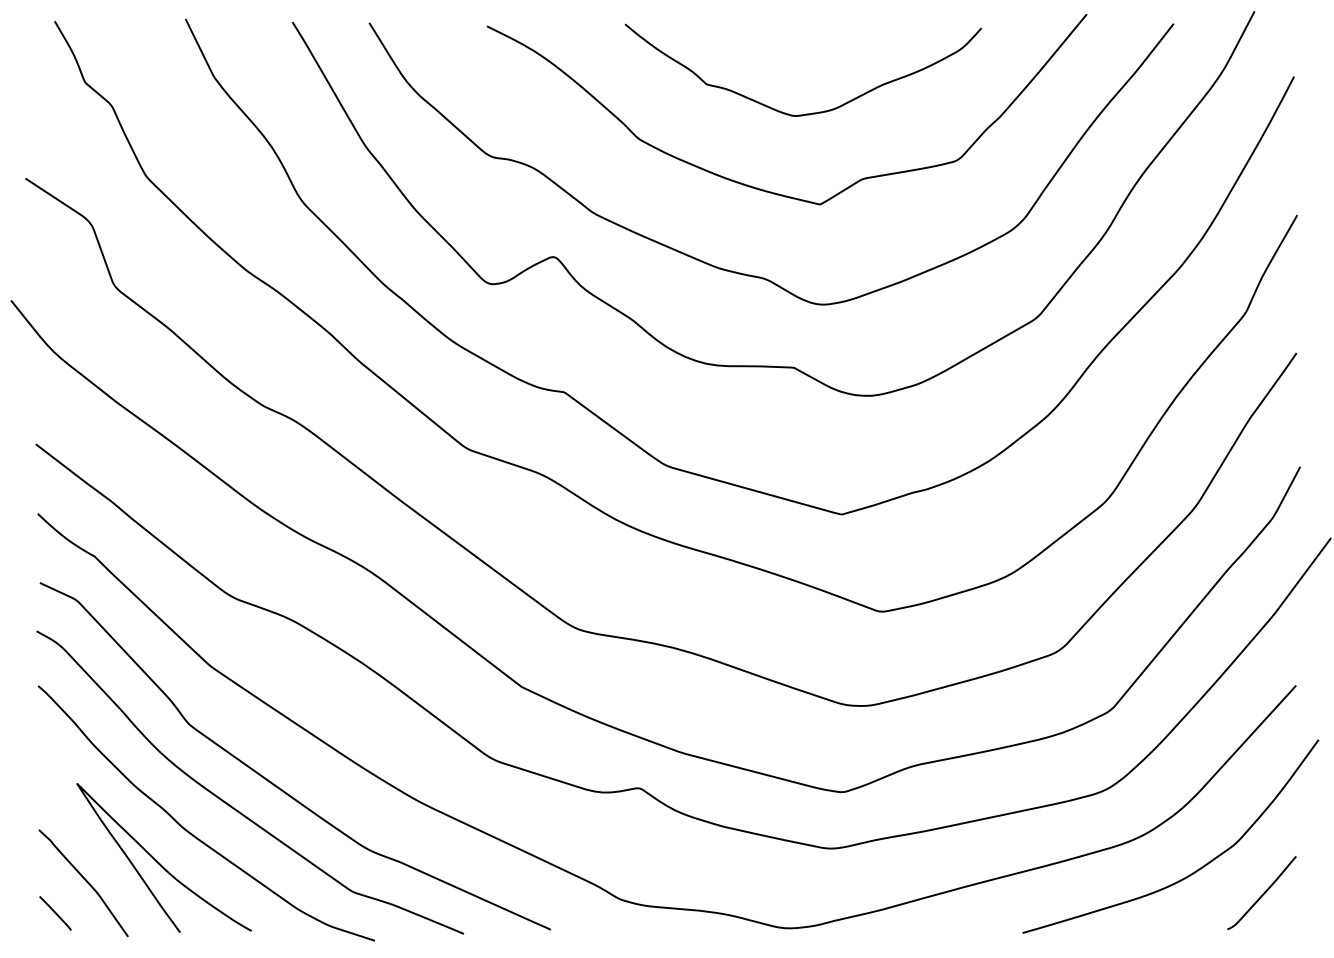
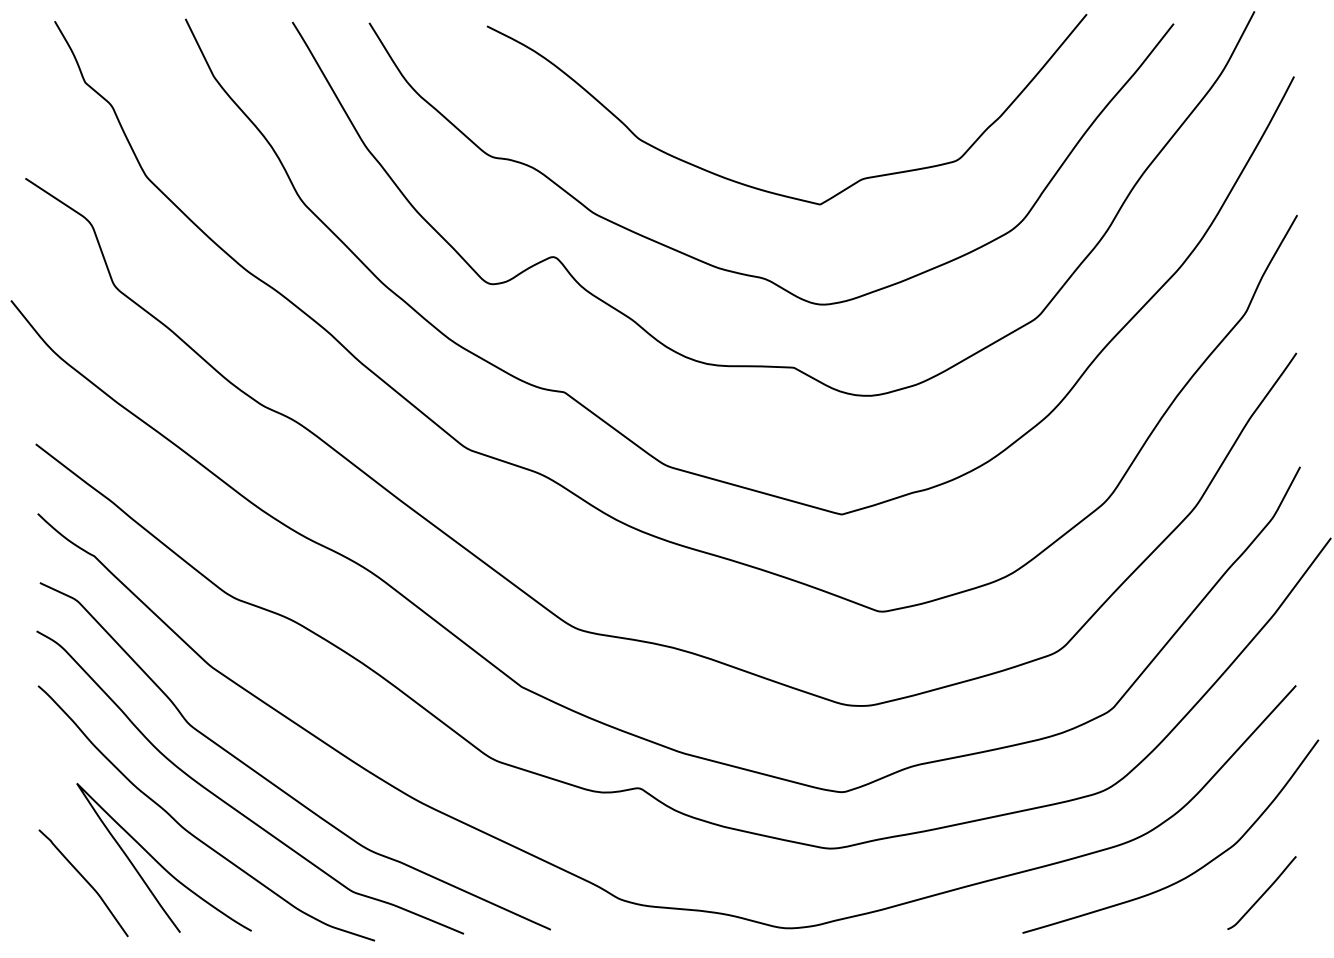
curve: present -> none (812, 112)
line: present -> none (55, 913)
